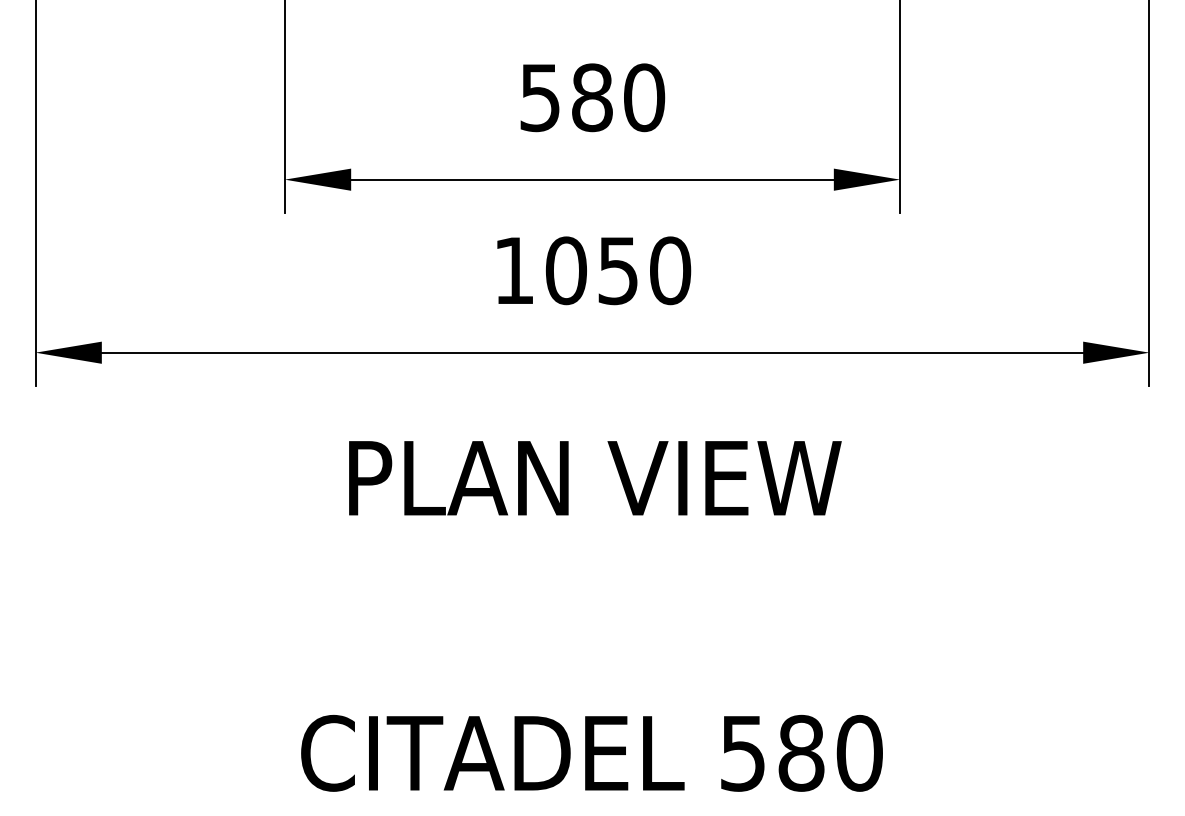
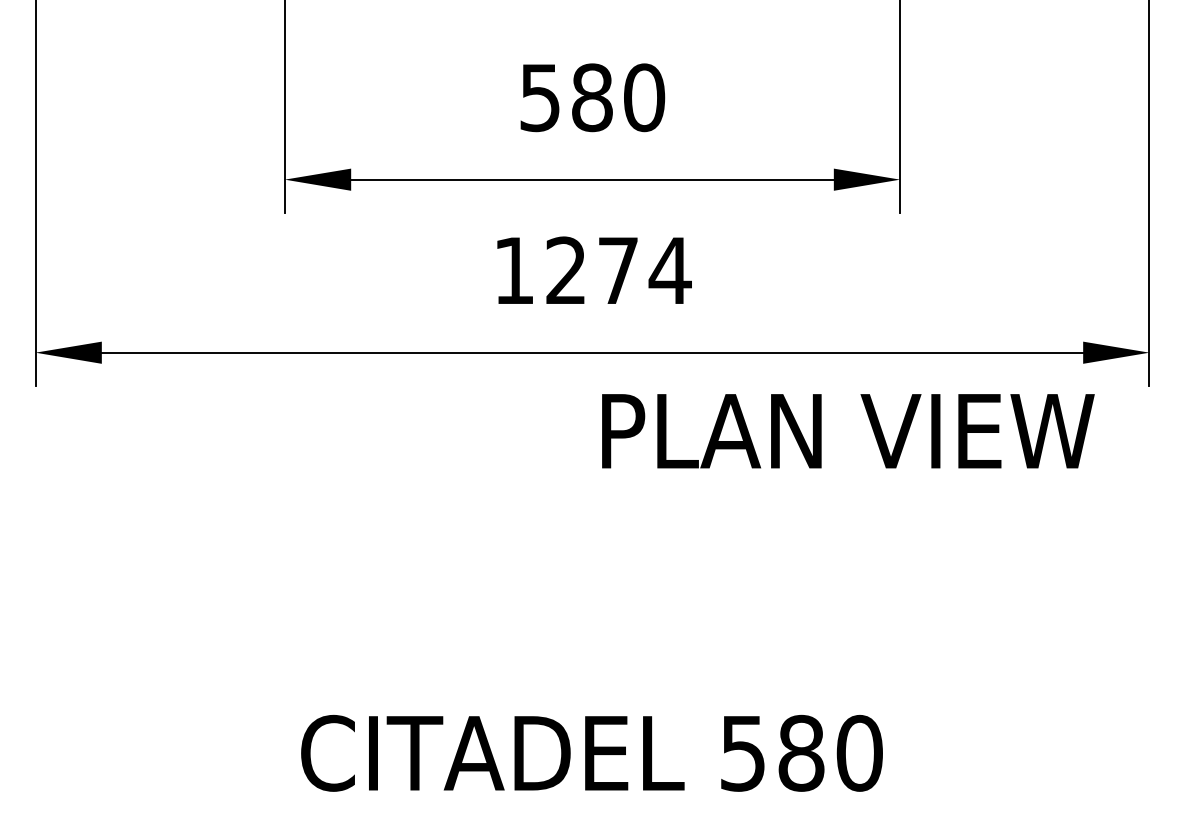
text: 1050 -> 1274 (618, 270)
text position: (595, 478) -> (848, 431) (848, 431)
